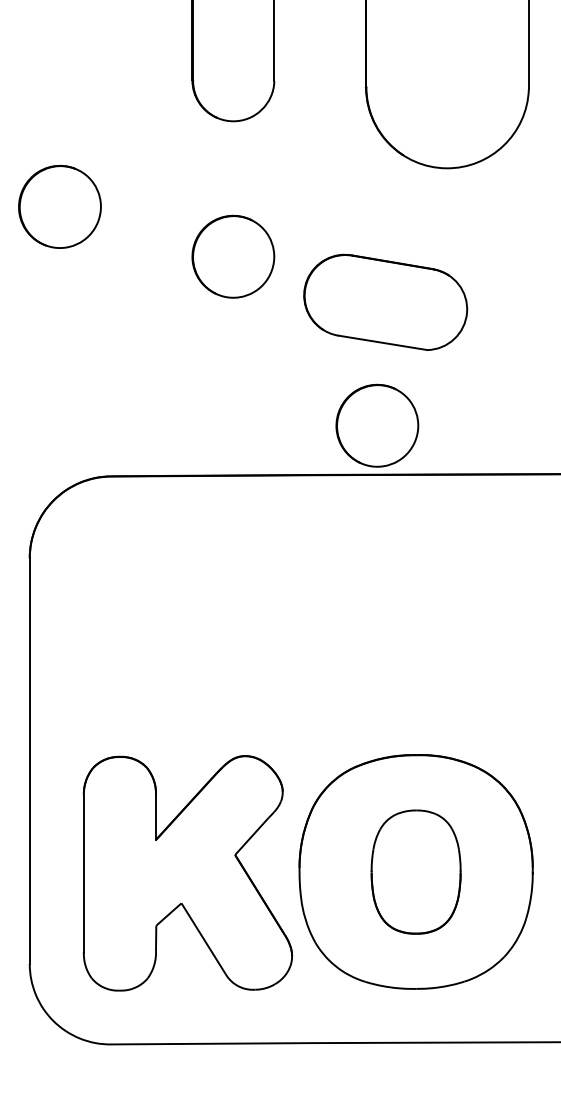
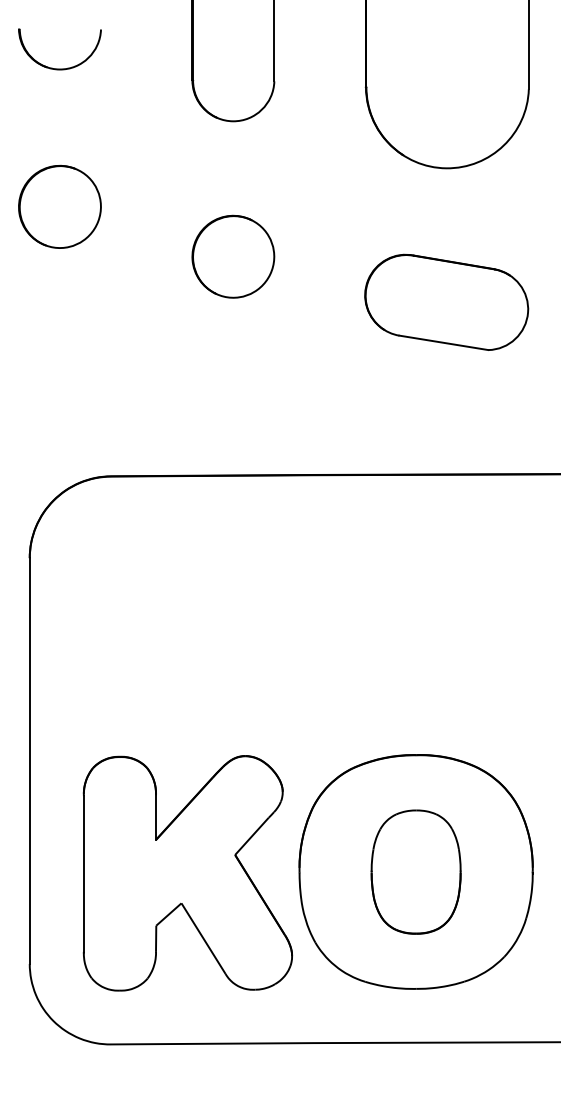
part: none -> present (59, 68)
part position: (385, 301) -> (446, 301) (446, 301)
part: present -> none (377, 425)
